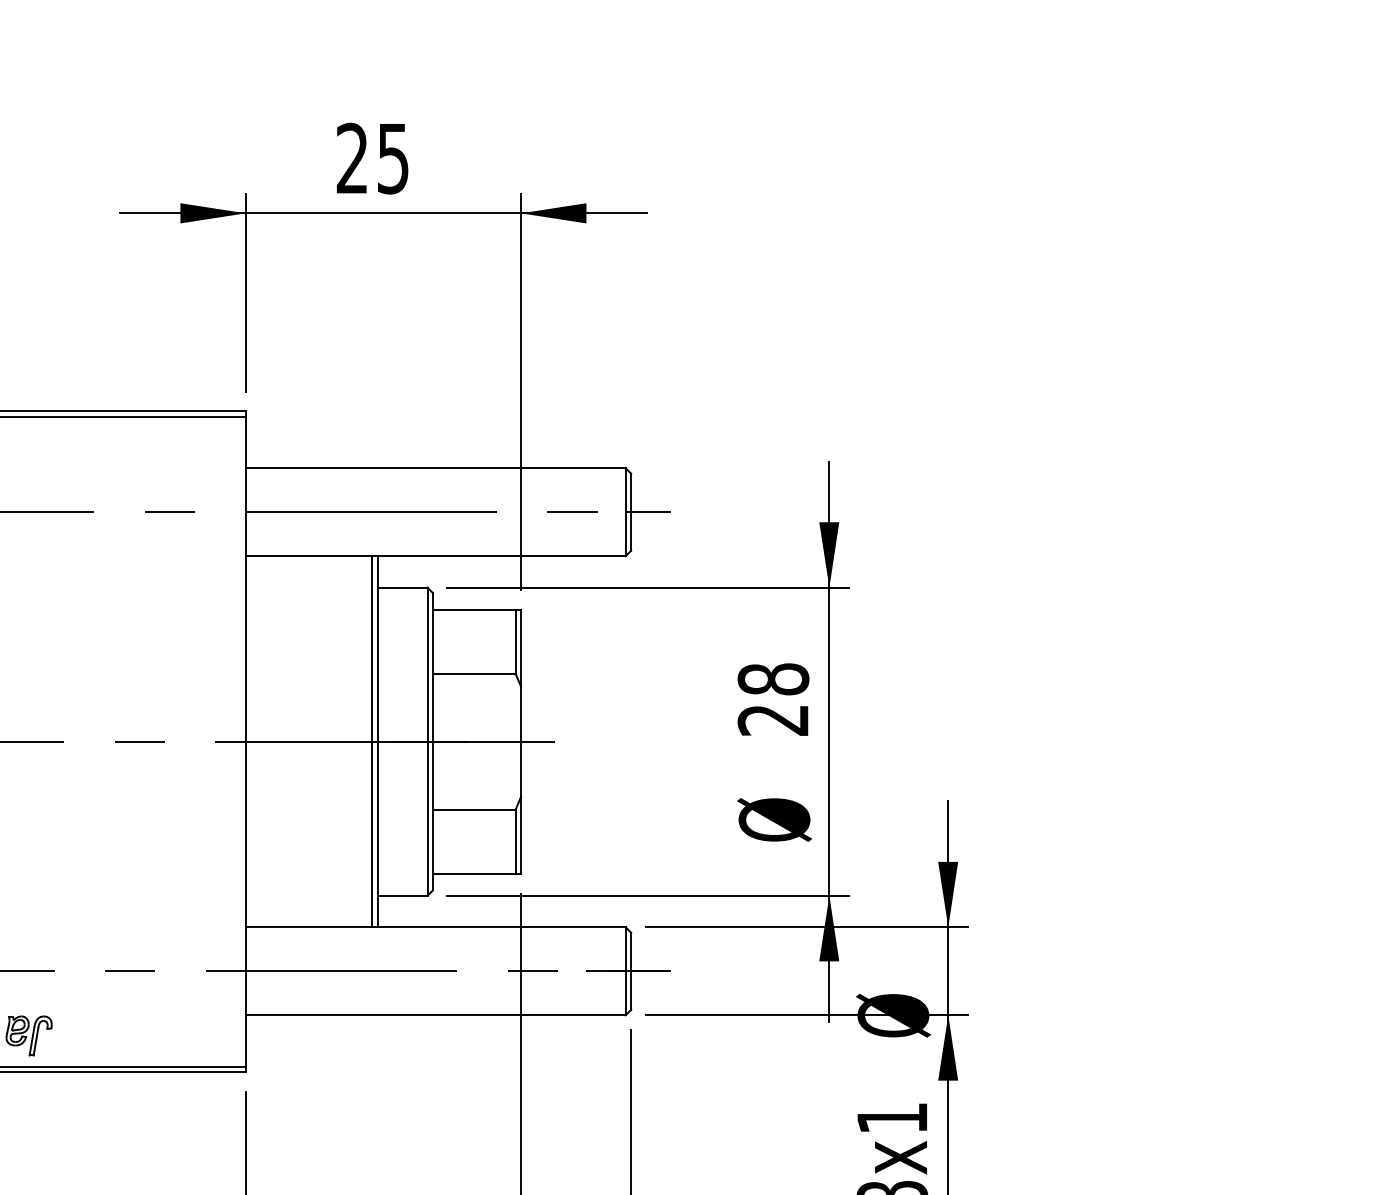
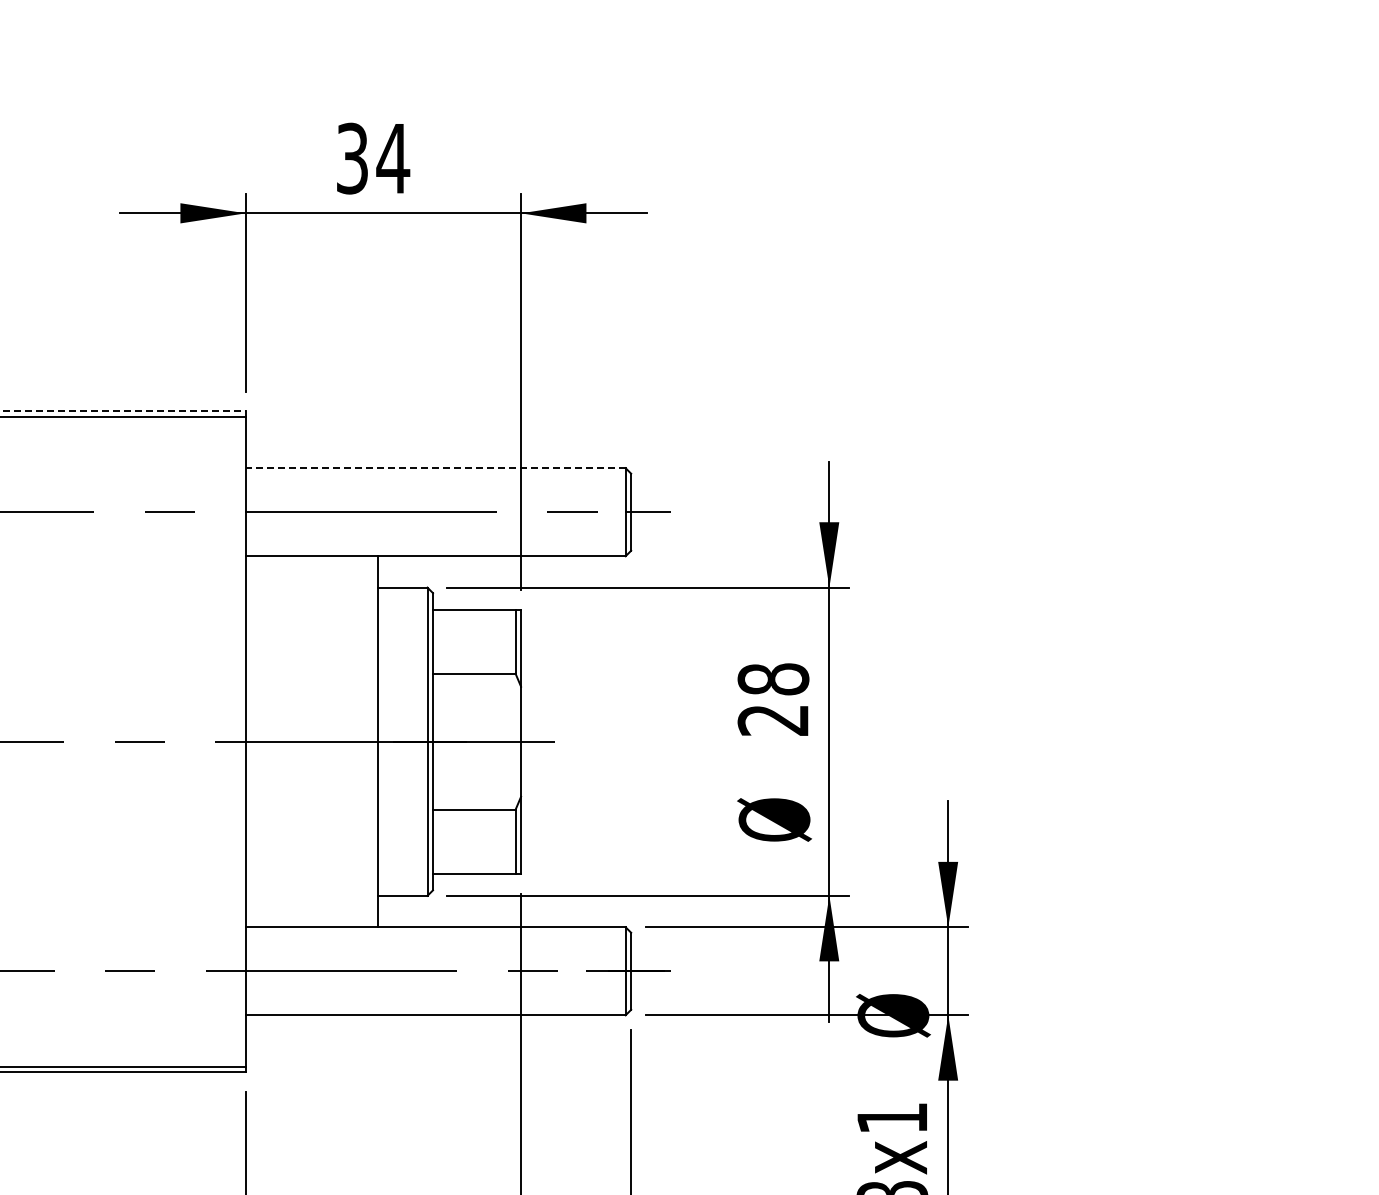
text: 25 -> 34 (373, 158)
line: solid -> dashed (122, 411)
line: solid -> dashed (435, 468)
line: present -> none (372, 741)
part: present -> none (28, 1035)
